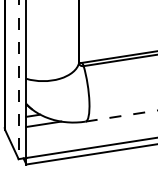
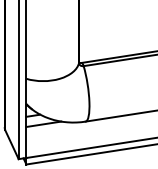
line: dashed -> solid (18, 80)
line: dashed -> solid (121, 116)
